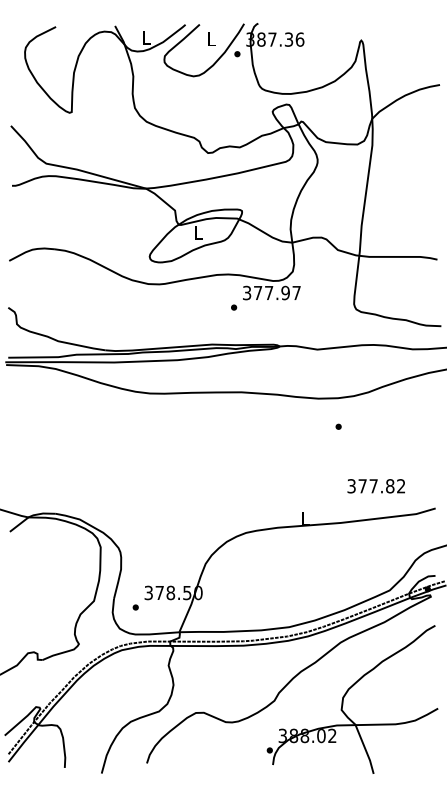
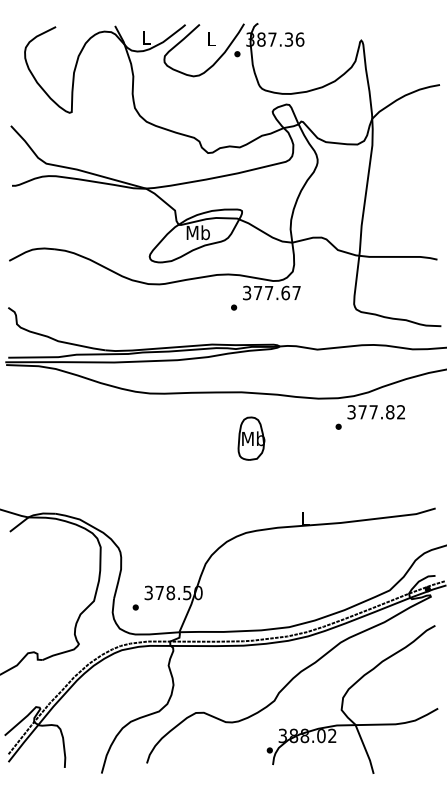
text: L -> Mb (197, 232)
text: 377.97 -> 377.67 (285, 292)
part: none -> present (251, 438)
text position: (375, 486) -> (375, 412) (375, 412)
